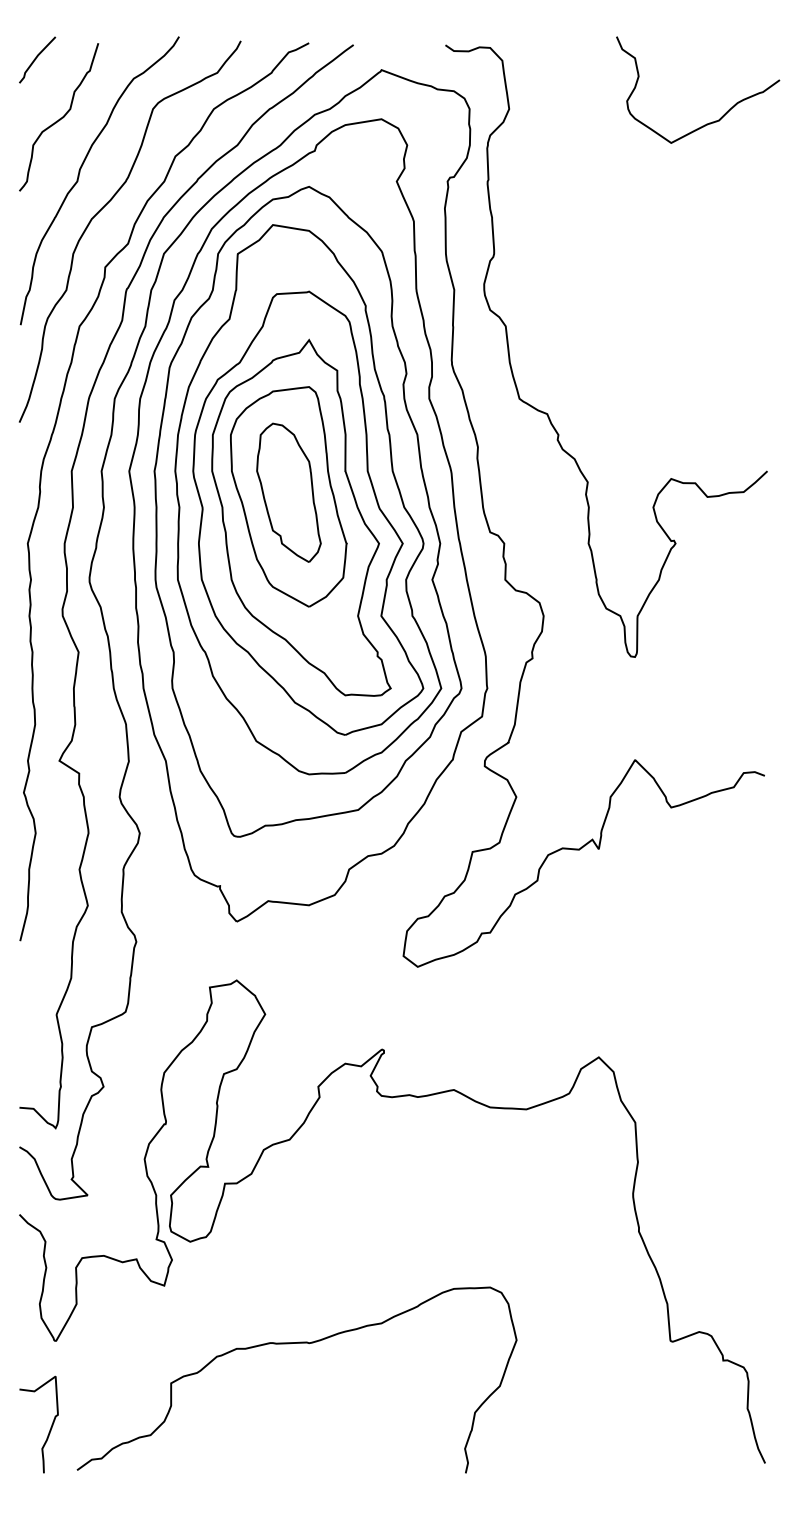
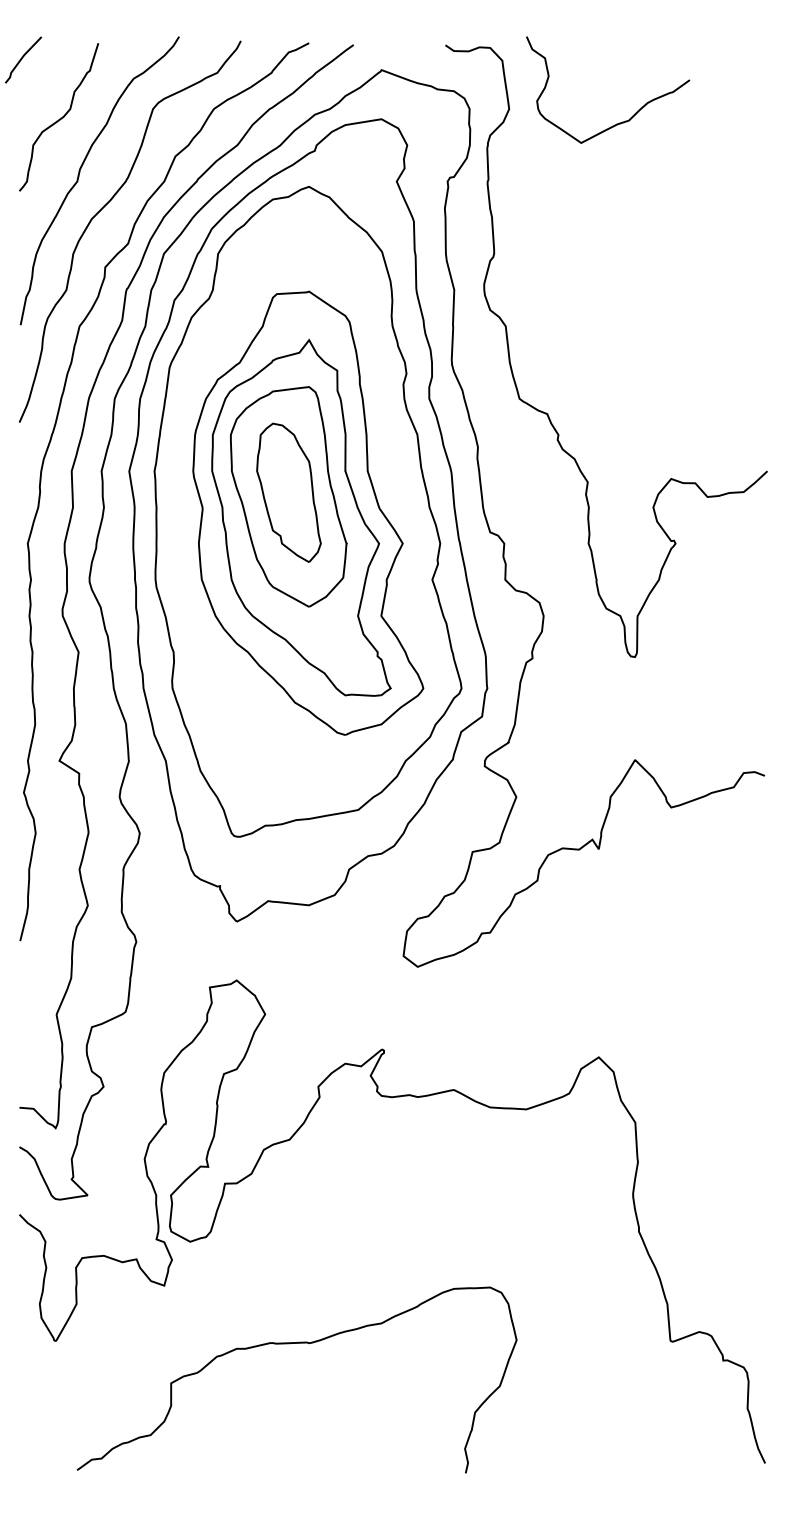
line position: (36, 59) -> (22, 59) (22, 59)
curve position: (709, 122) -> (619, 122) (619, 122)
part: present -> none (308, 499)
curve: present -> none (49, 1429)
